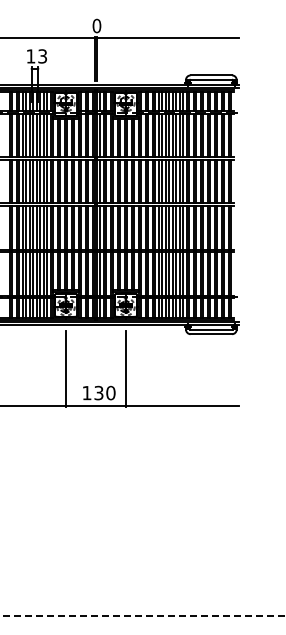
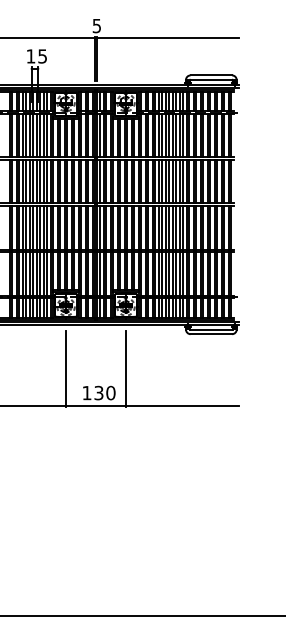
text: 0 -> 5 (96, 25)
text: 13 -> 15 (42, 55)
line: dashed -> solid (143, 615)
